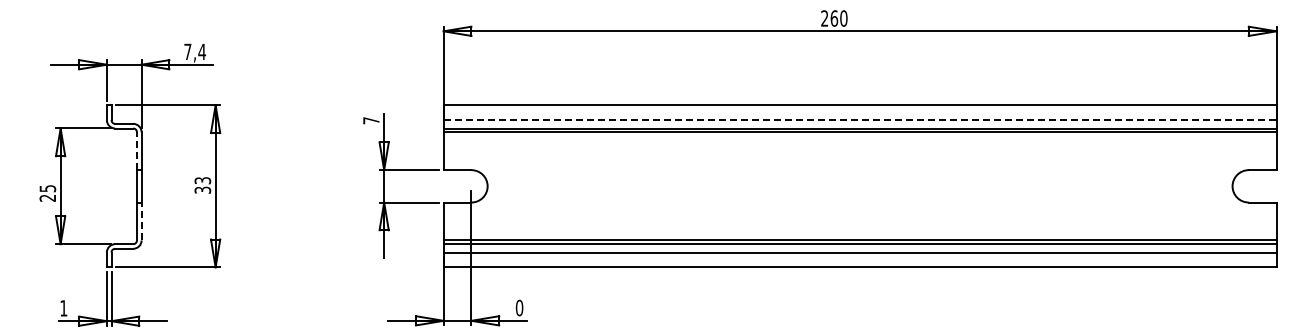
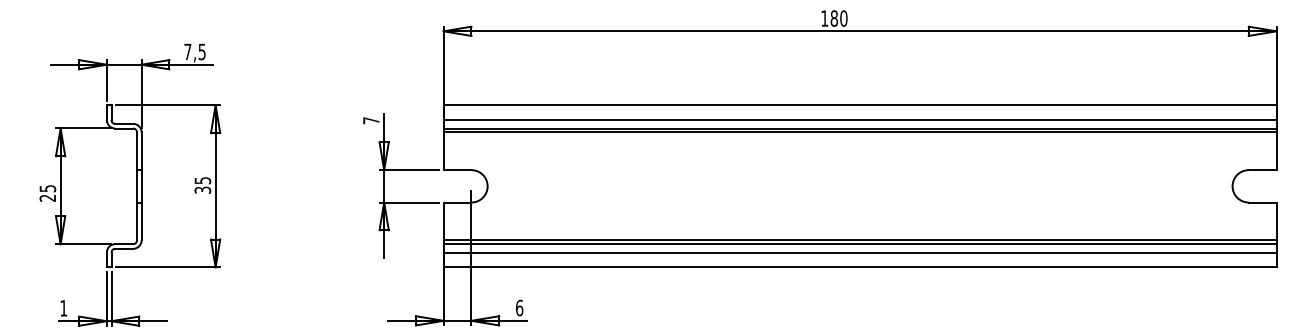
text: 260 -> 180 (829, 18)
text: 7,4 -> 7,5 (202, 51)
line: dashed -> solid (860, 120)
line: dashed -> solid (136, 151)
text: 33 -> 35 (202, 180)
line: dashed -> solid (141, 221)
text: 0 -> 6 (519, 307)
